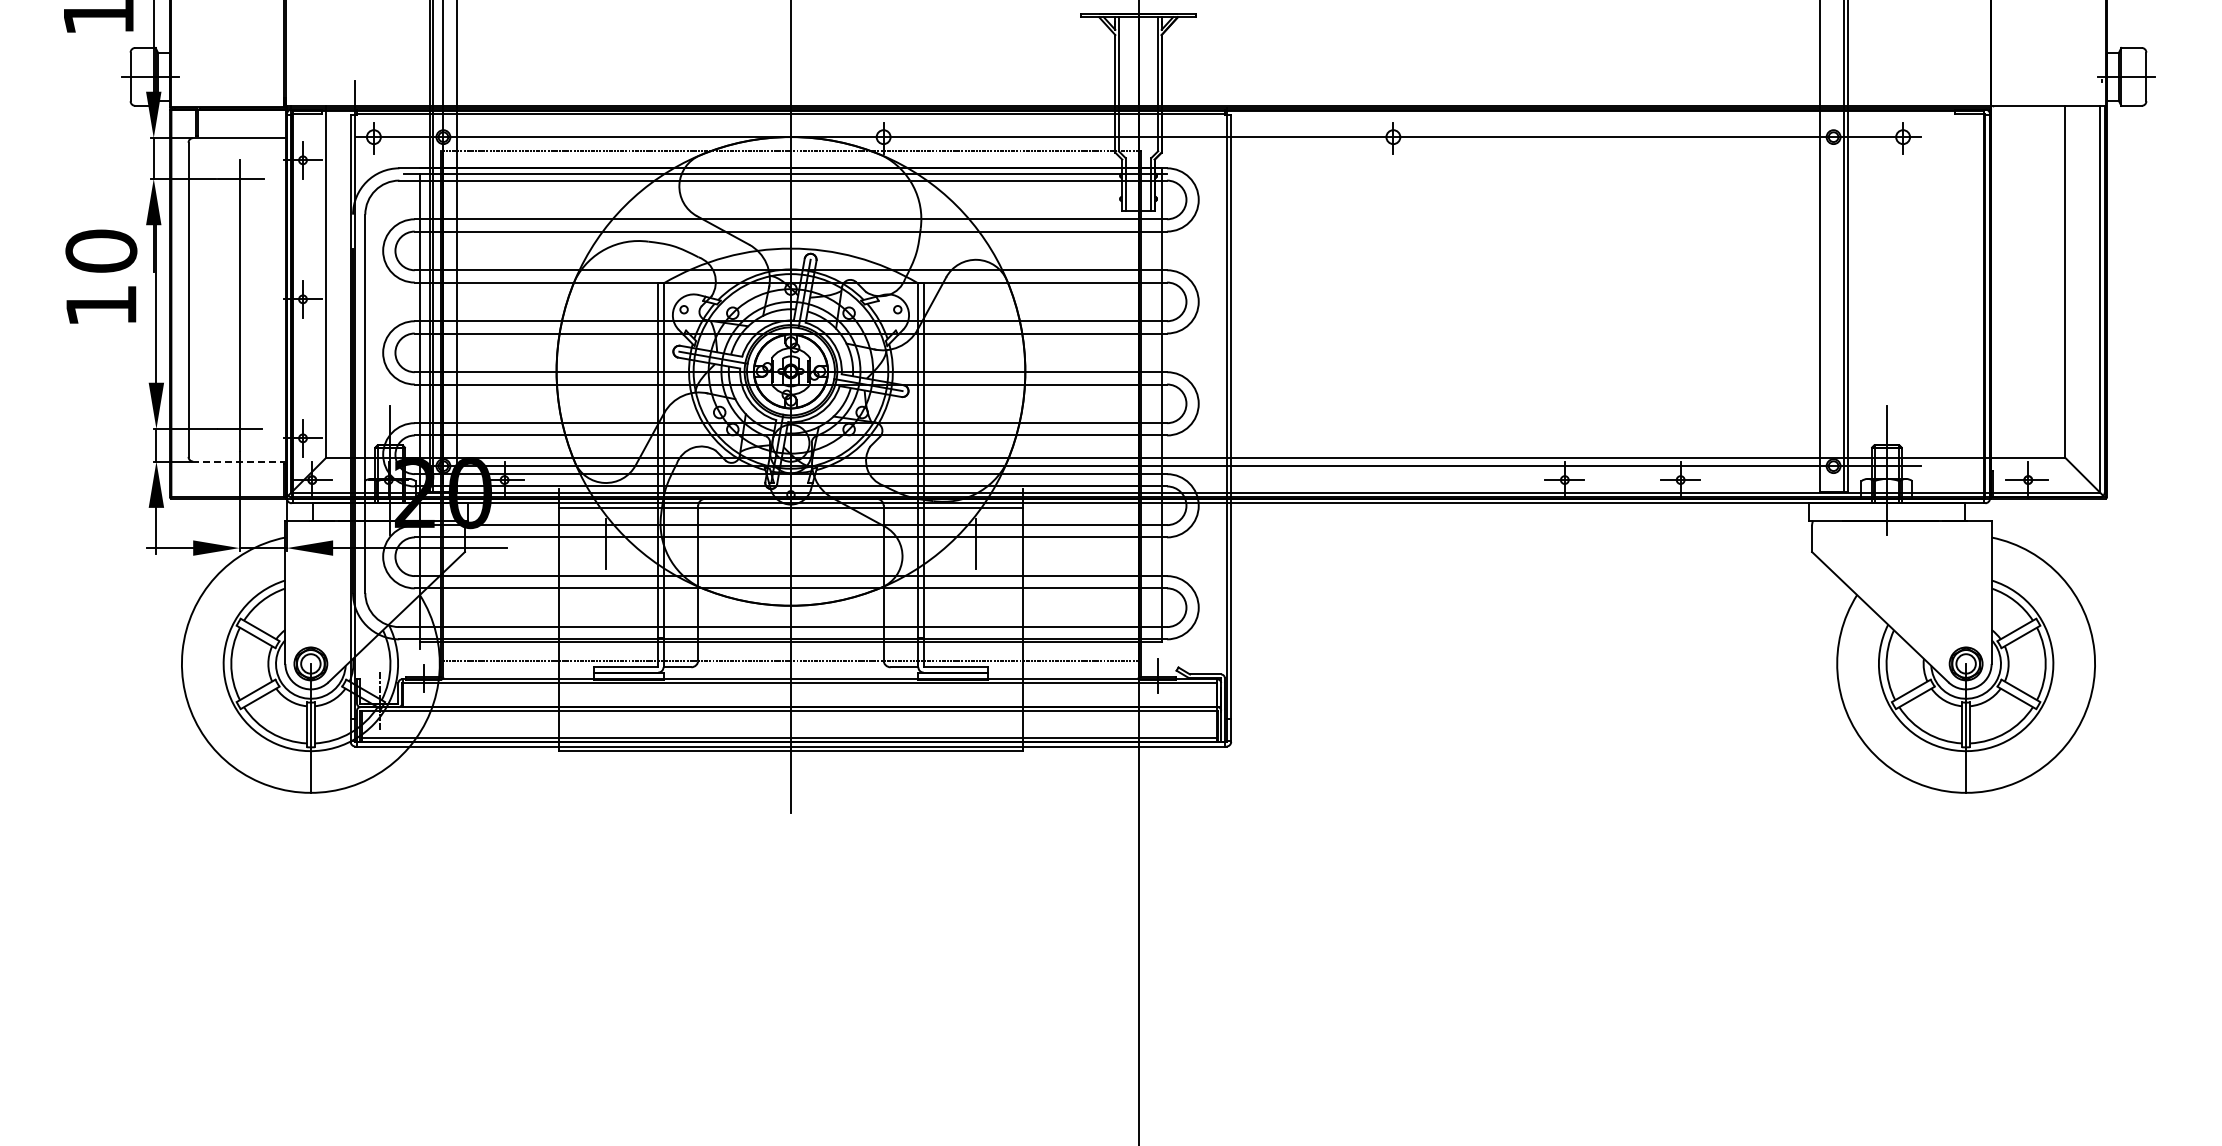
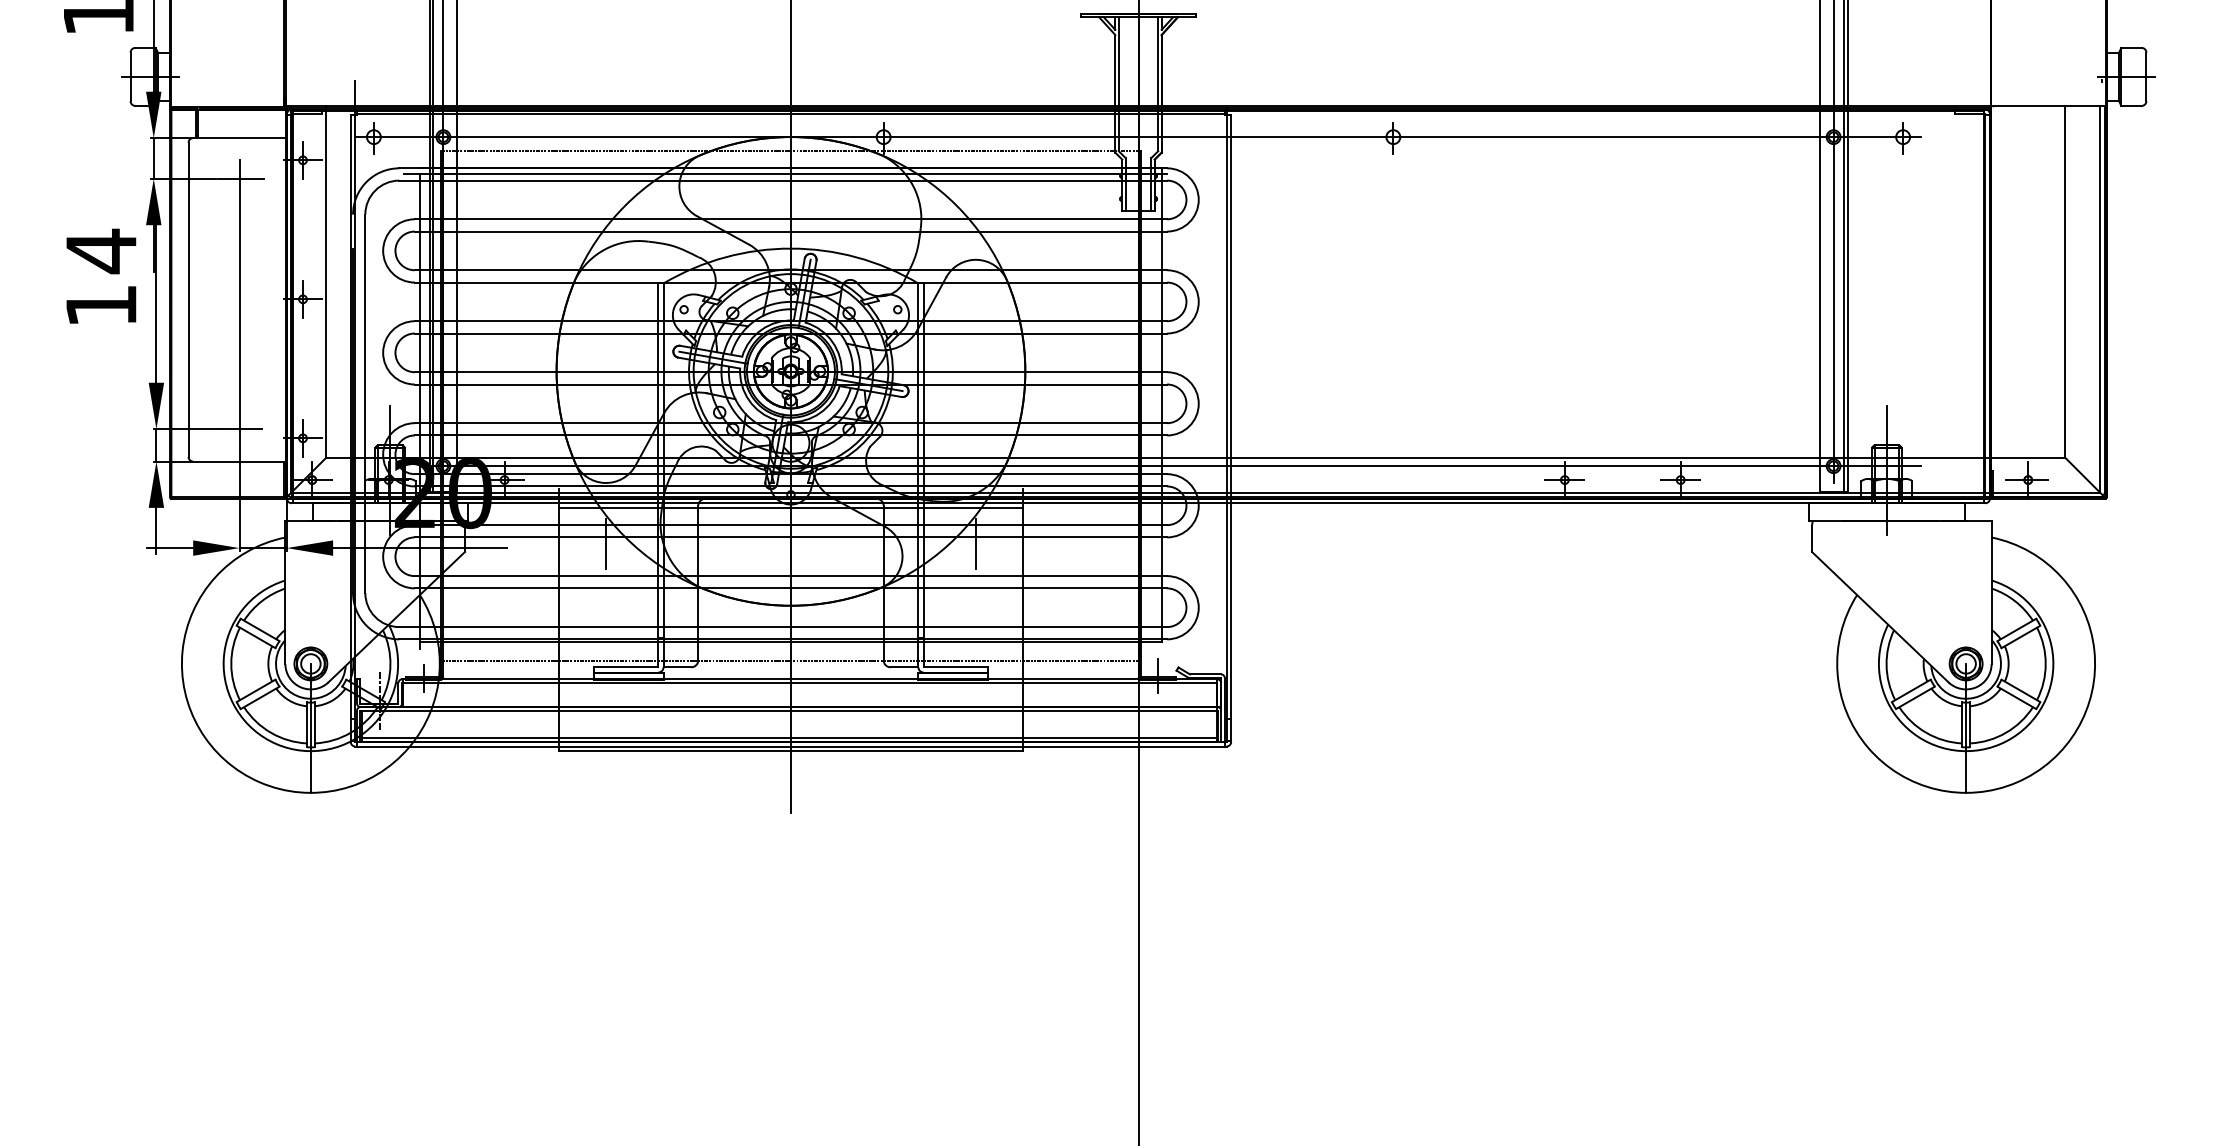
line: none -> present (1833, 242)
text: 10 -> 14 (101, 251)
line: dashed -> solid (239, 461)
